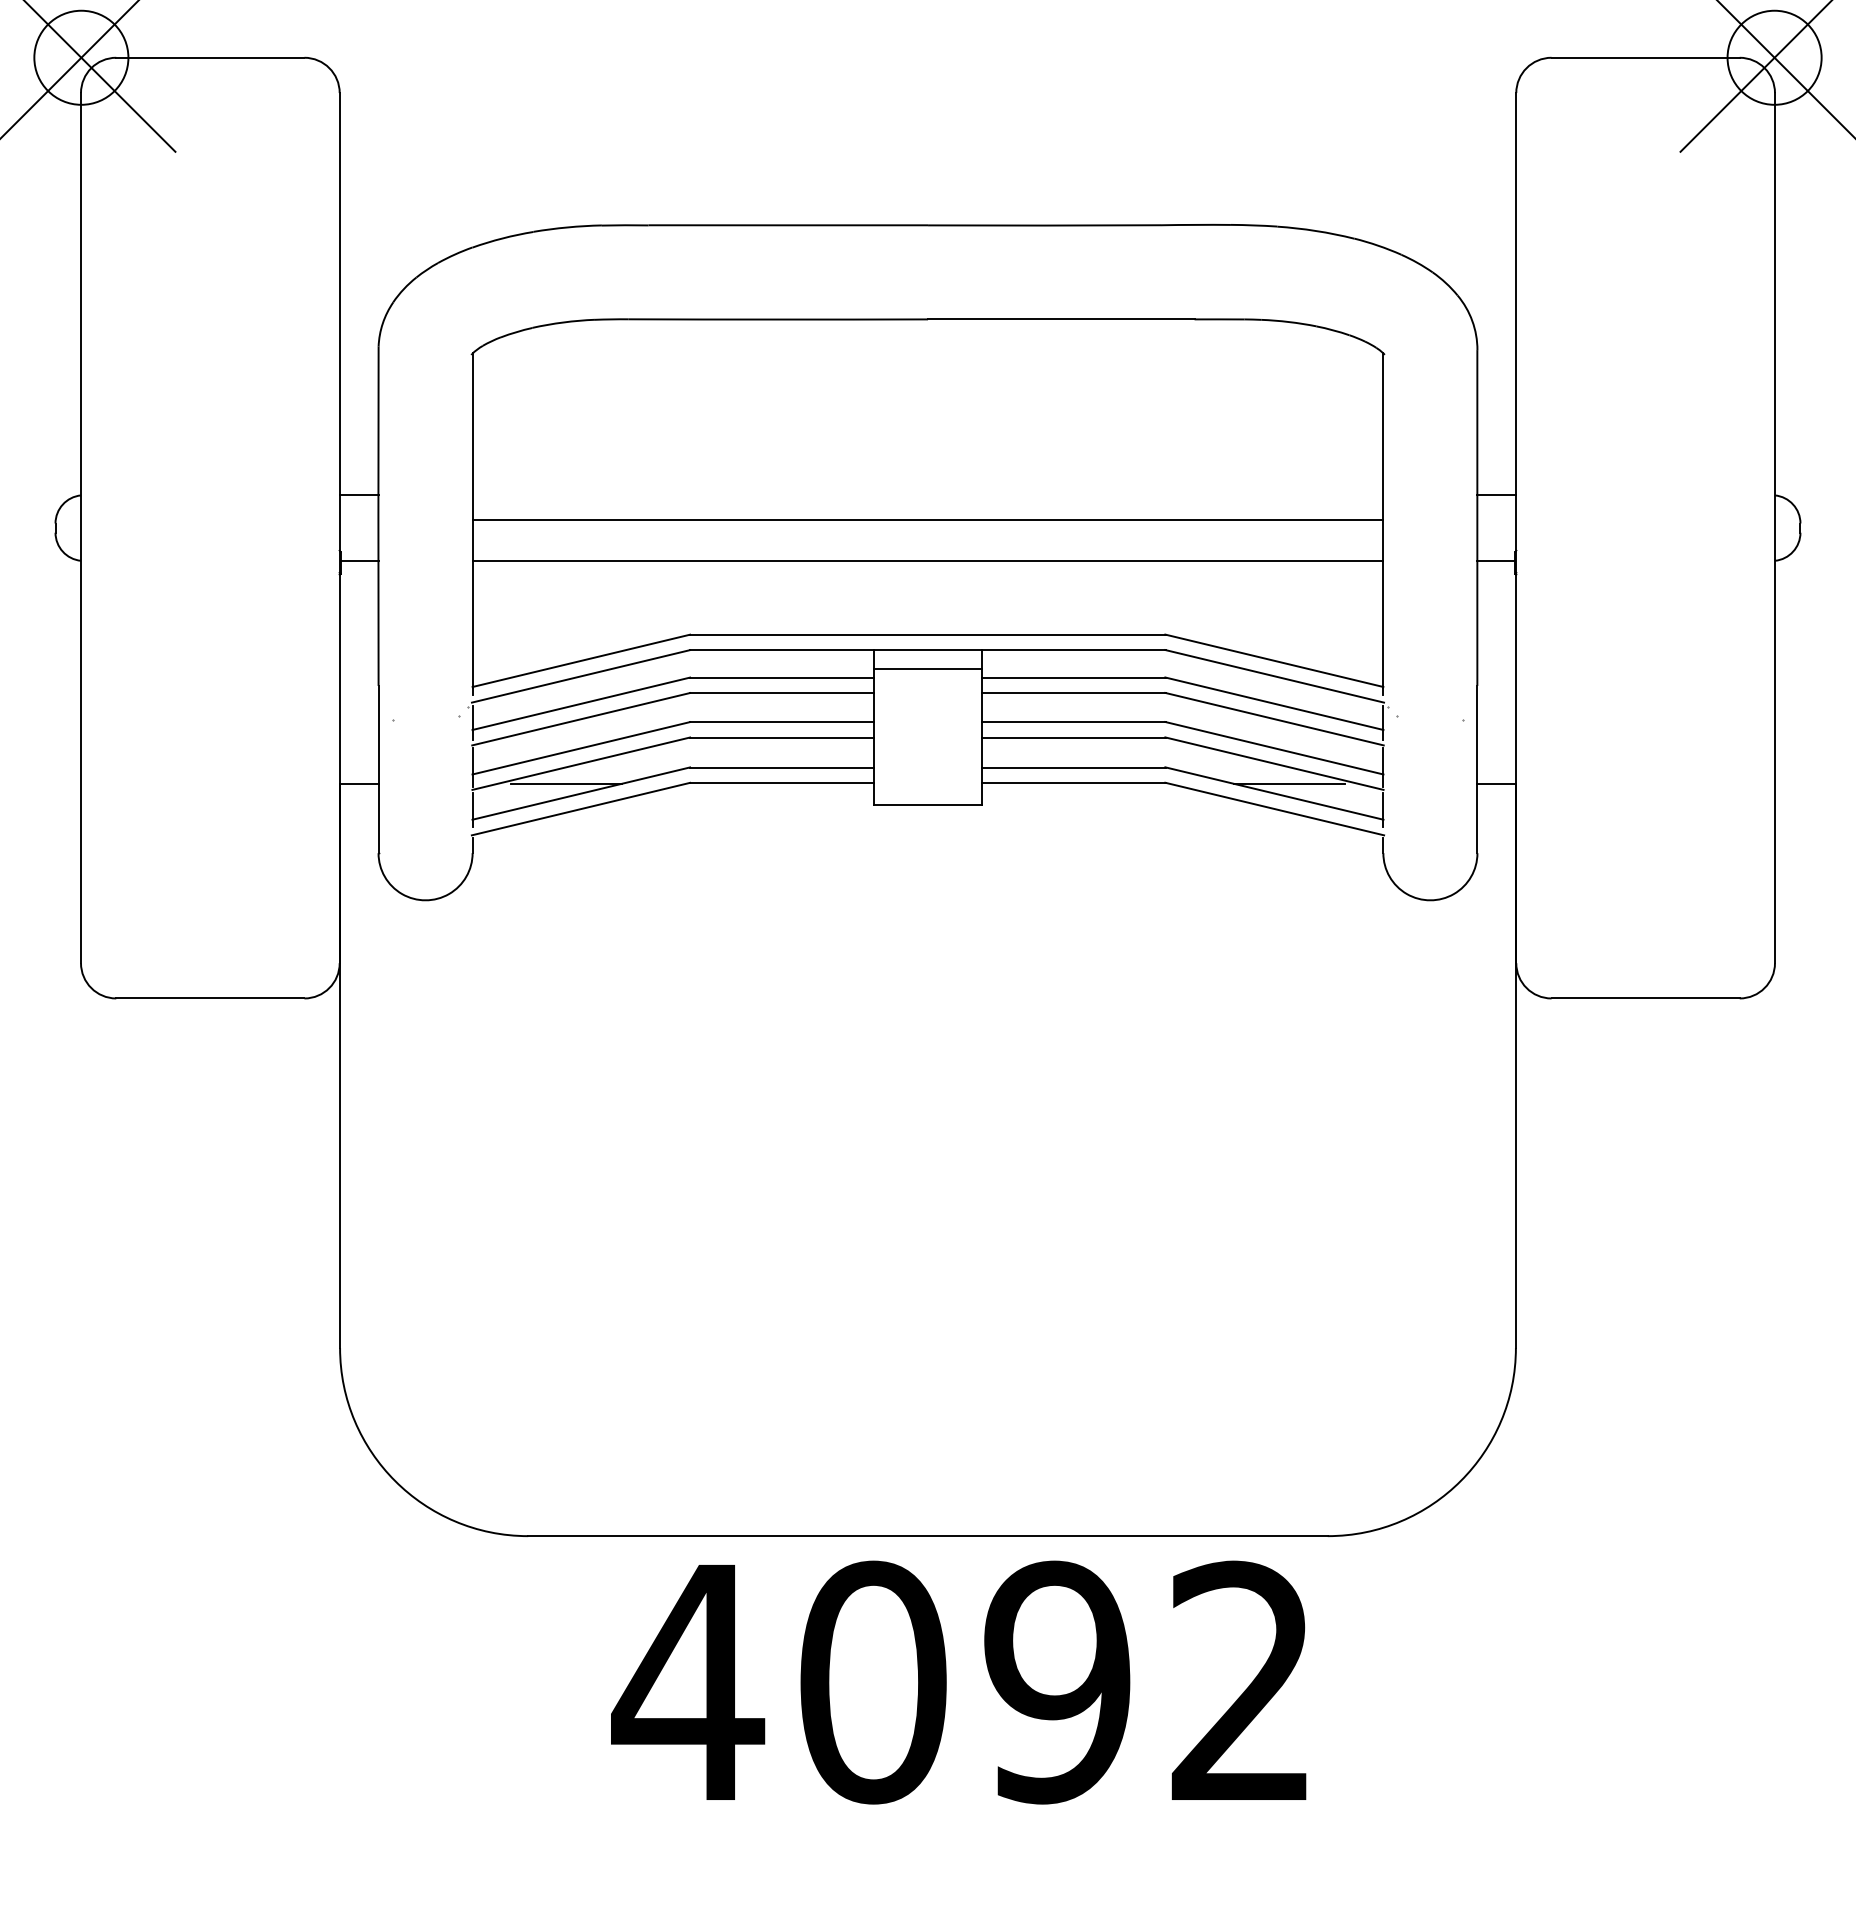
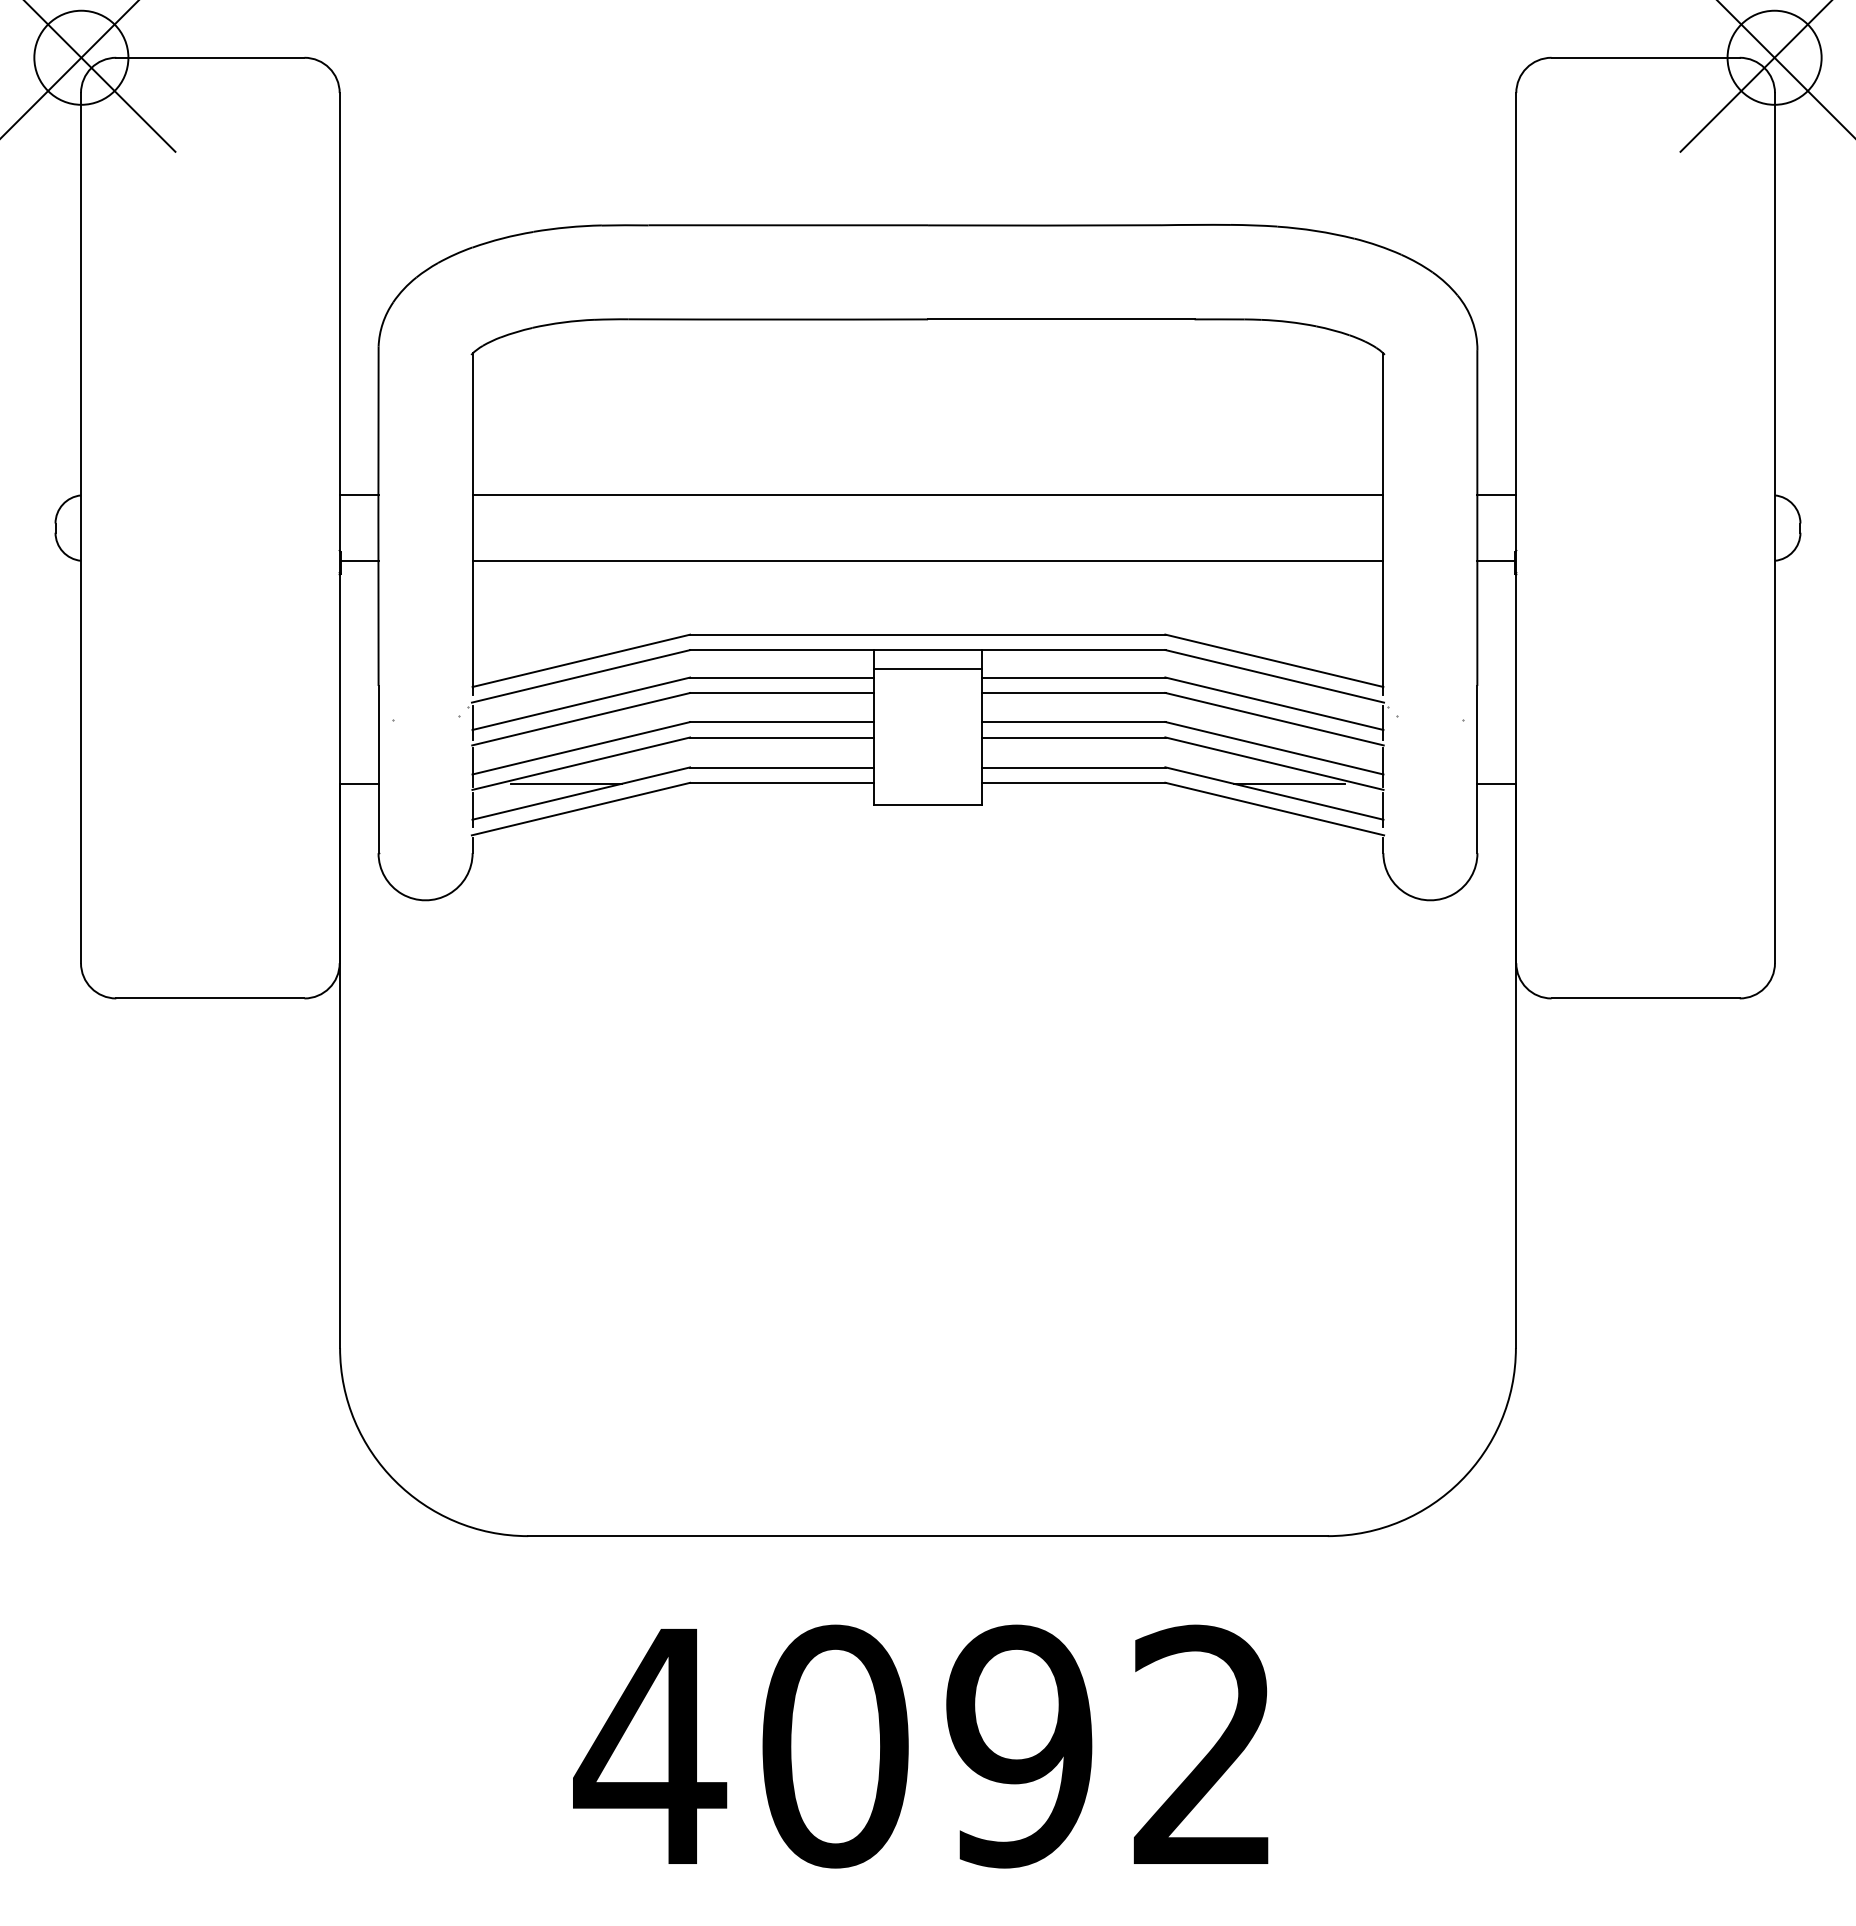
line position: (927, 520) -> (927, 495) (927, 495)
text position: (958, 1682) -> (920, 1746) (920, 1746)
